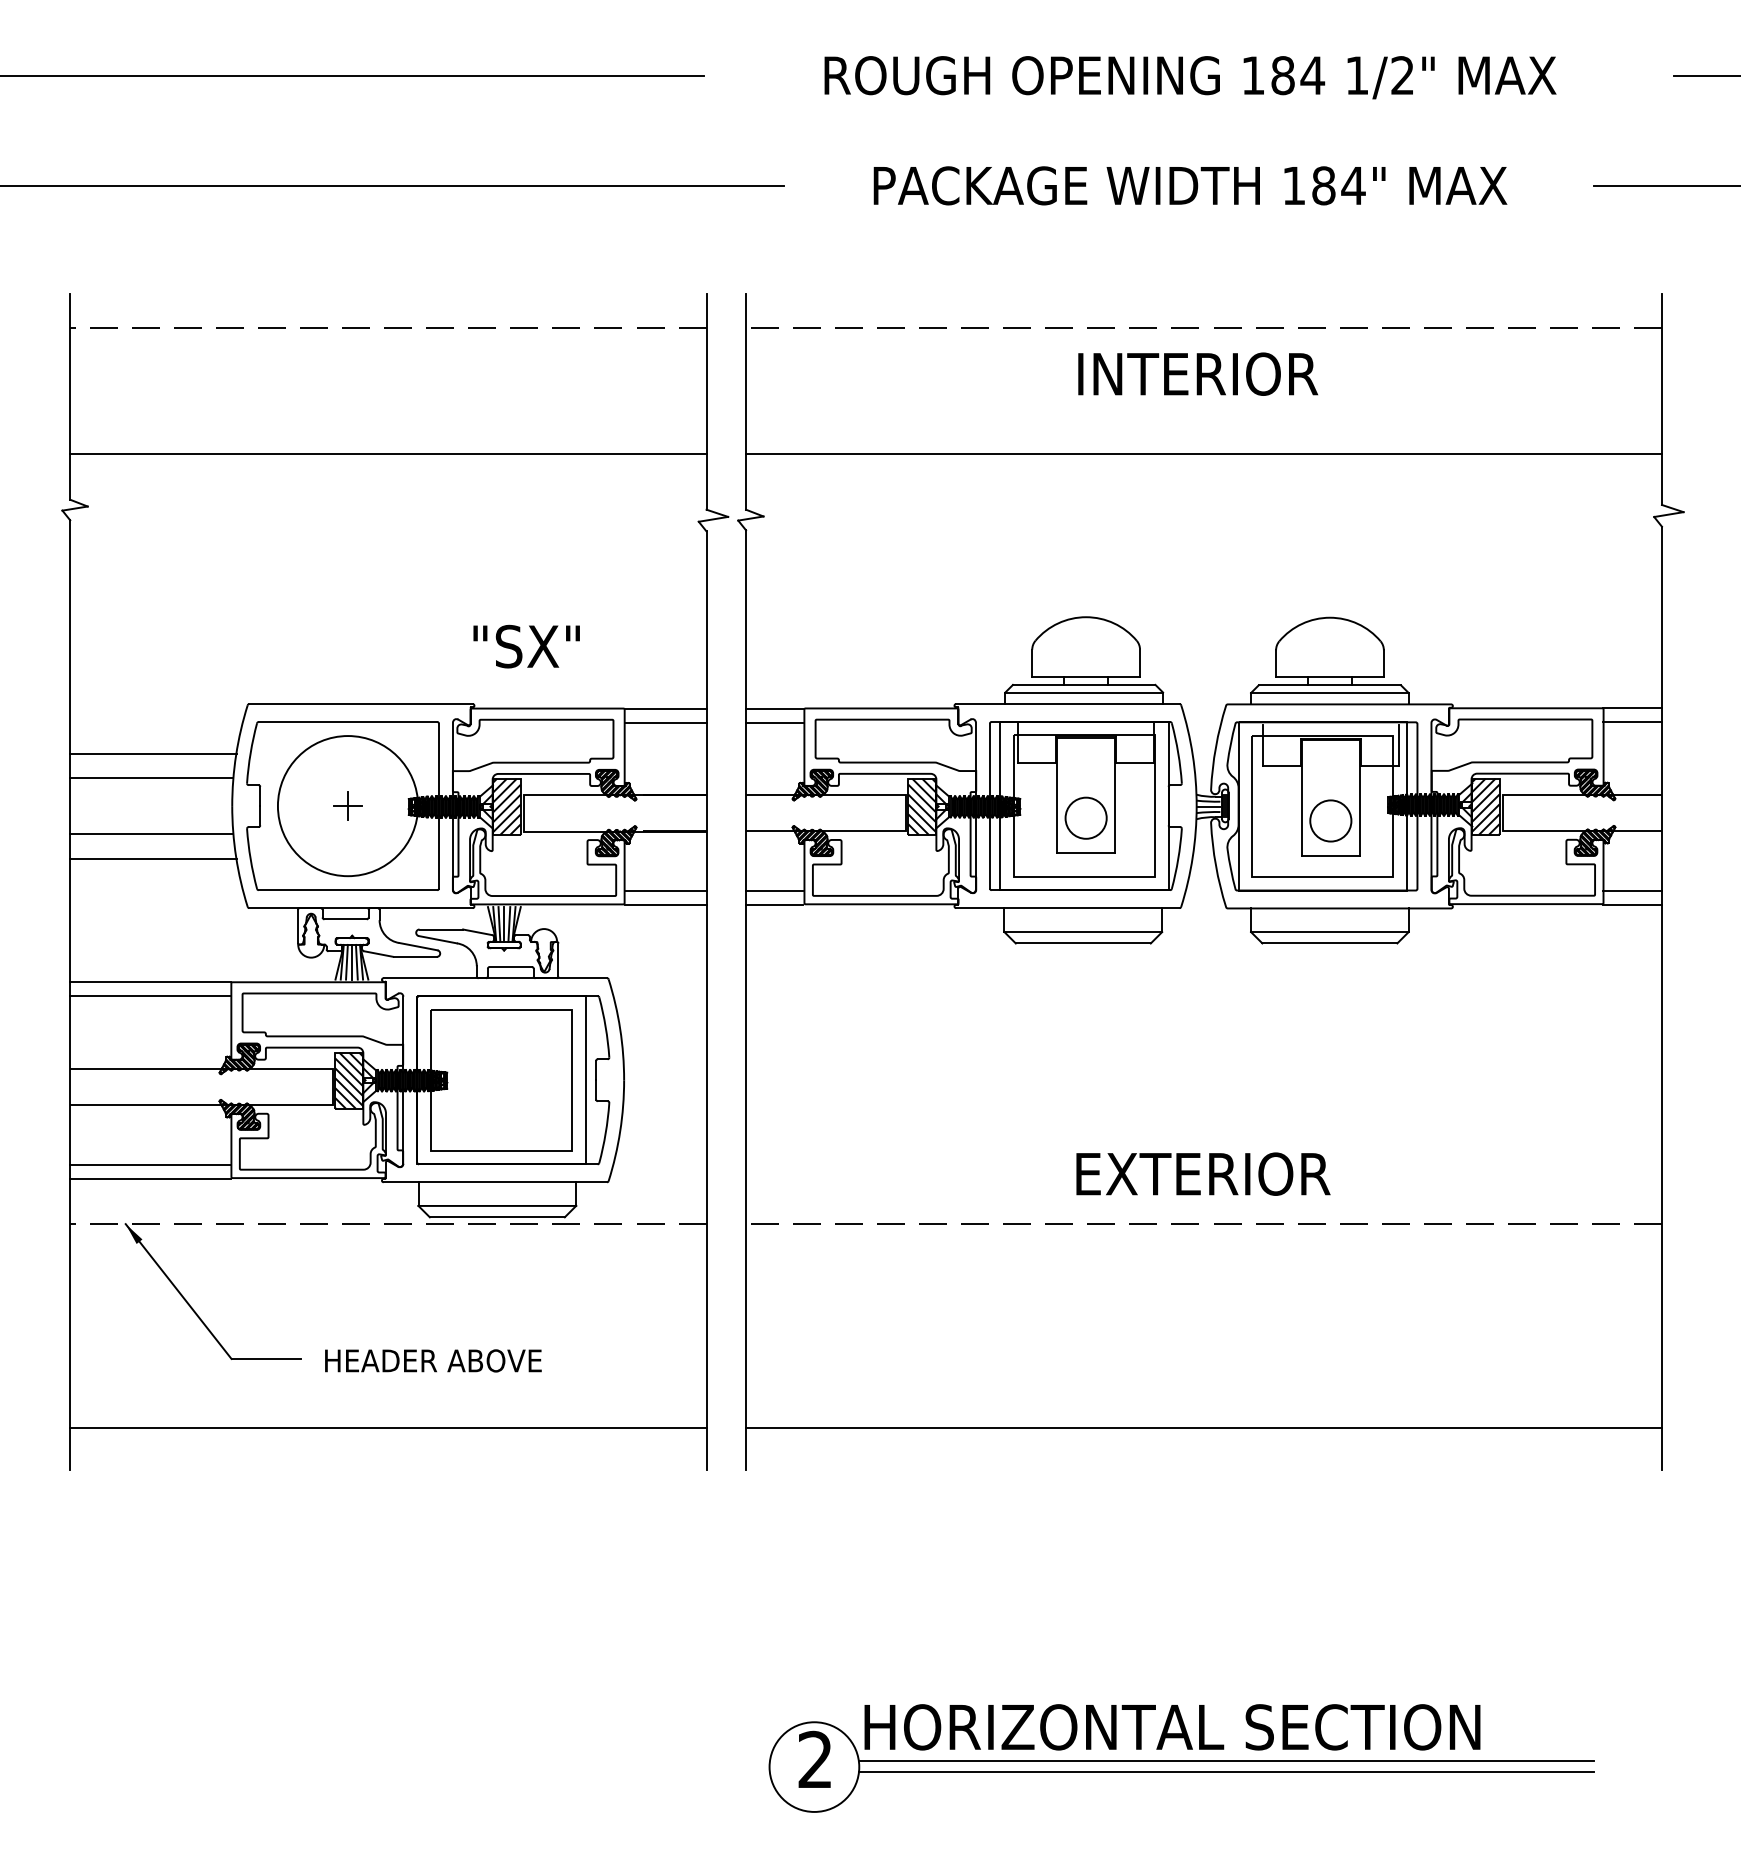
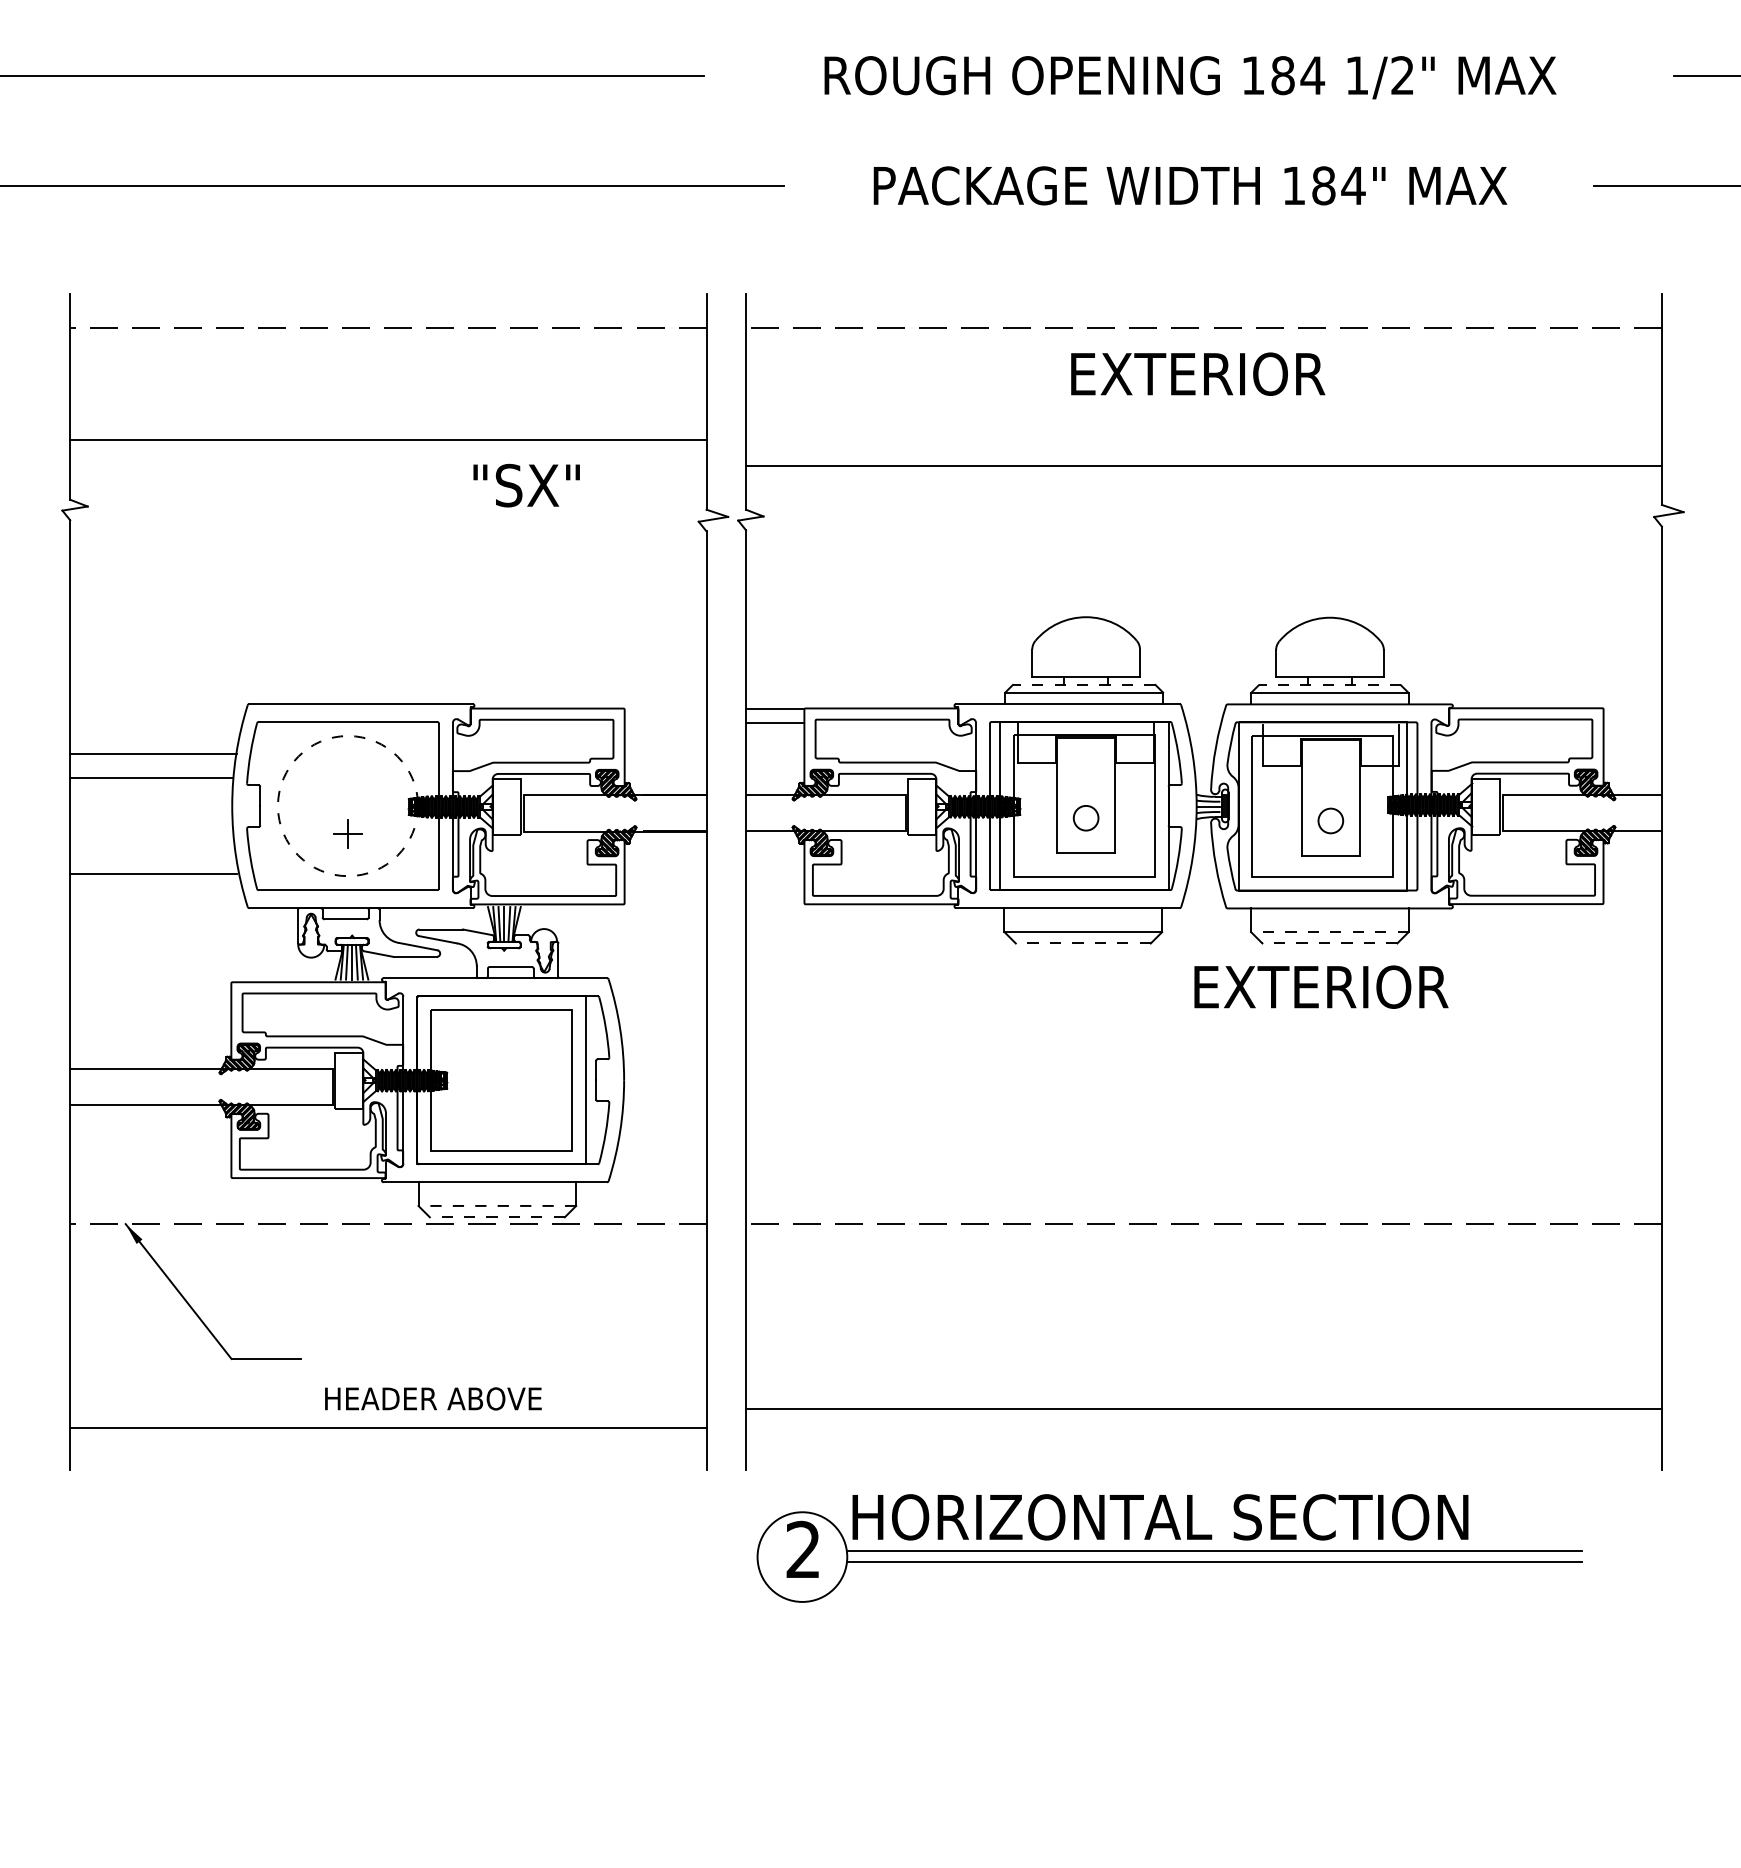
text: INTERIOR -> EXTERIOR (1198, 373)
line position: (388, 453) -> (388, 439) (388, 439)
line position: (1203, 453) -> (1203, 465) (1203, 465)
text position: (526, 646) -> (526, 485) (526, 485)
line: solid -> dashed (1083, 684)
line: solid -> dashed (1329, 685)
line: present -> none (665, 708)
line: present -> none (1632, 708)
line: present -> none (665, 722)
line: present -> none (1632, 722)
part position: (347, 805) -> (347, 833) (347, 833)
circle: solid -> dashed (347, 806)
hatch: present -> none (506, 806)
hatch: present -> none (922, 806)
hatch: present -> none (1485, 806)
circle diameter: 41 px -> 25 px (1085, 817)
circle diameter: 41 px -> 25 px (1330, 820)
line: present -> none (151, 834)
line position: (153, 858) -> (153, 873) (153, 873)
line: present -> none (1632, 890)
line: present -> none (665, 891)
line: present -> none (774, 891)
line: present -> none (1632, 904)
line: present -> none (665, 905)
line: present -> none (774, 905)
line: solid -> dashed (1329, 932)
line: solid -> dashed (1082, 943)
line: solid -> dashed (1329, 943)
line: present -> none (150, 982)
line: present -> none (150, 996)
hatch: present -> none (349, 1080)
line: present -> none (150, 1164)
text position: (1203, 1173) -> (1321, 986) (1321, 986)
line: present -> none (150, 1178)
line: solid -> dashed (497, 1205)
line: solid -> dashed (496, 1217)
text position: (433, 1360) -> (433, 1398) (433, 1398)
line position: (1203, 1427) -> (1203, 1408) (1203, 1408)
part position: (1181, 1758) -> (1169, 1548) (1169, 1548)
